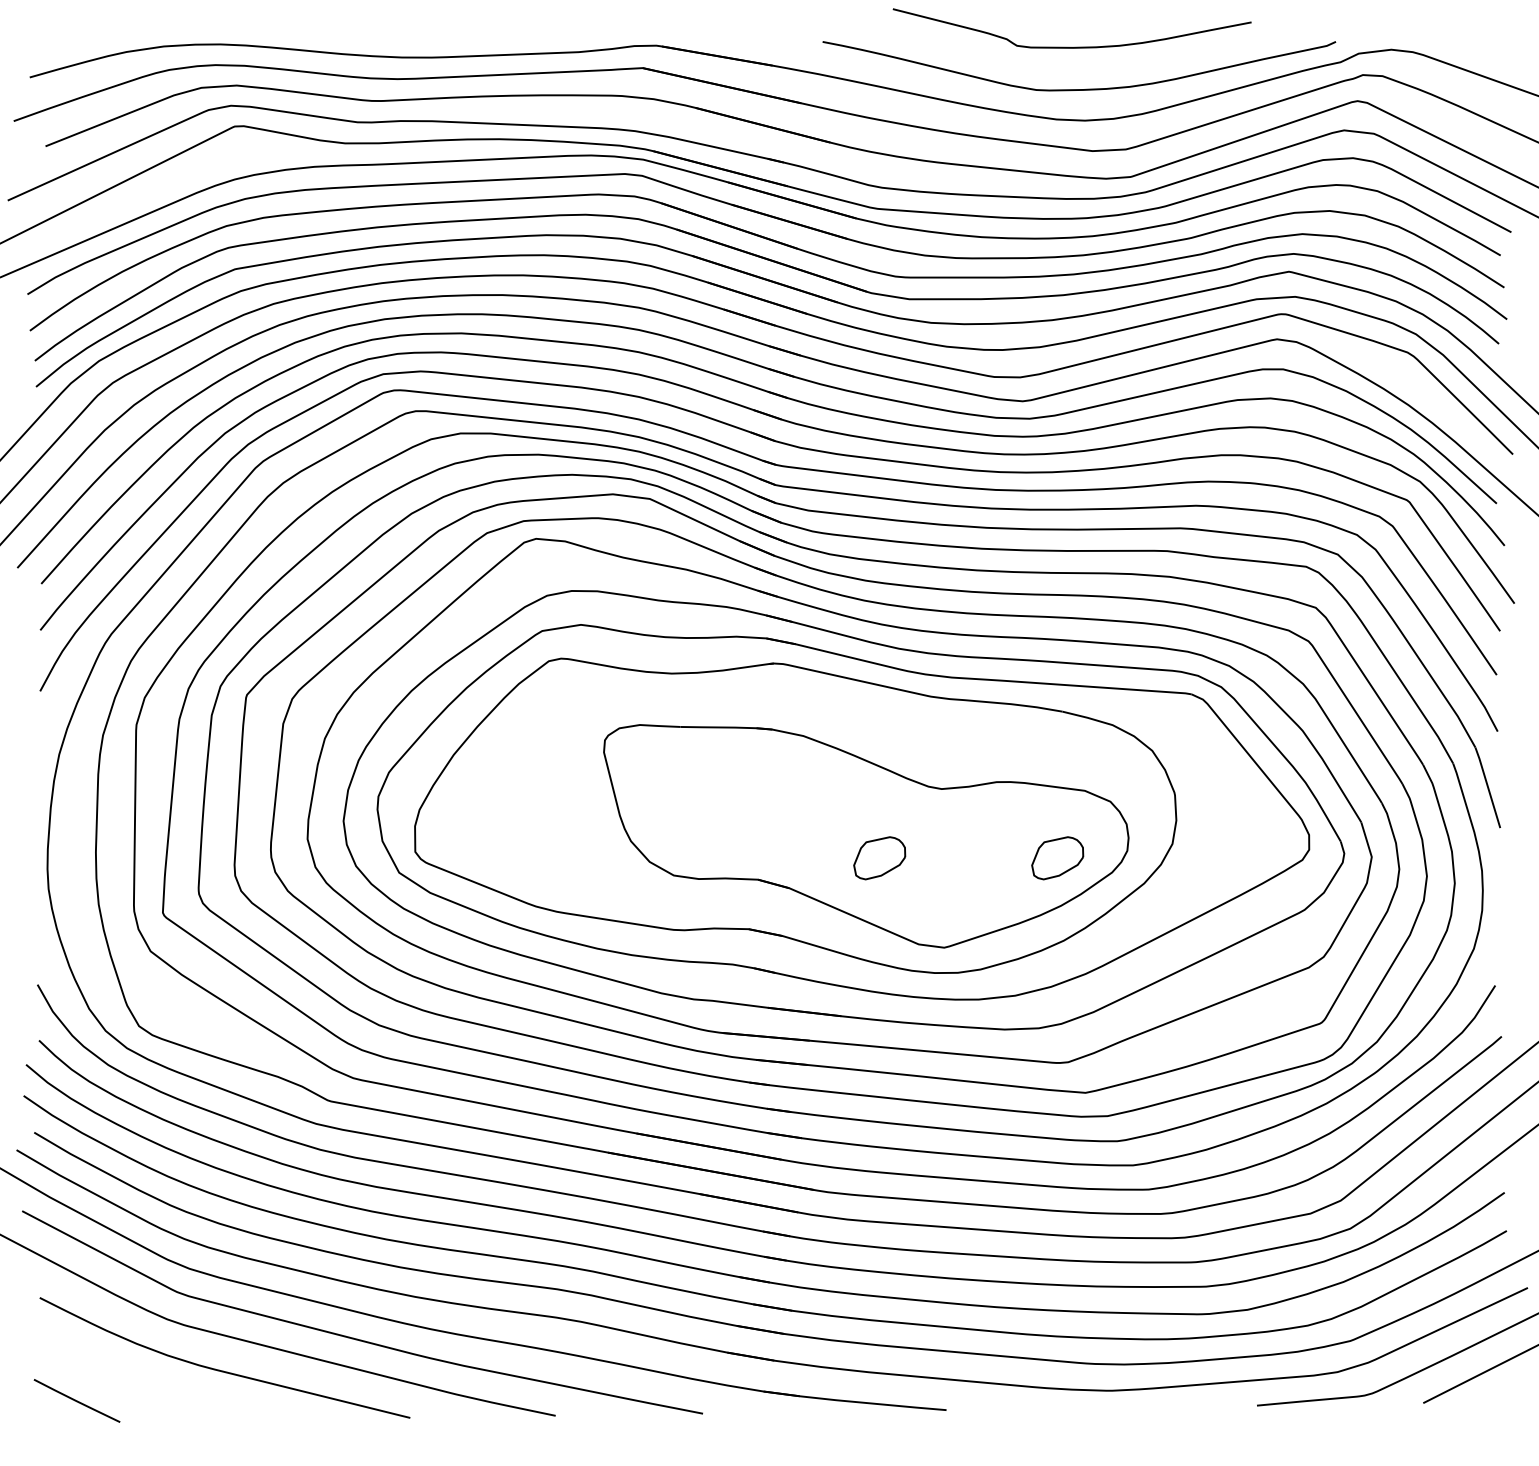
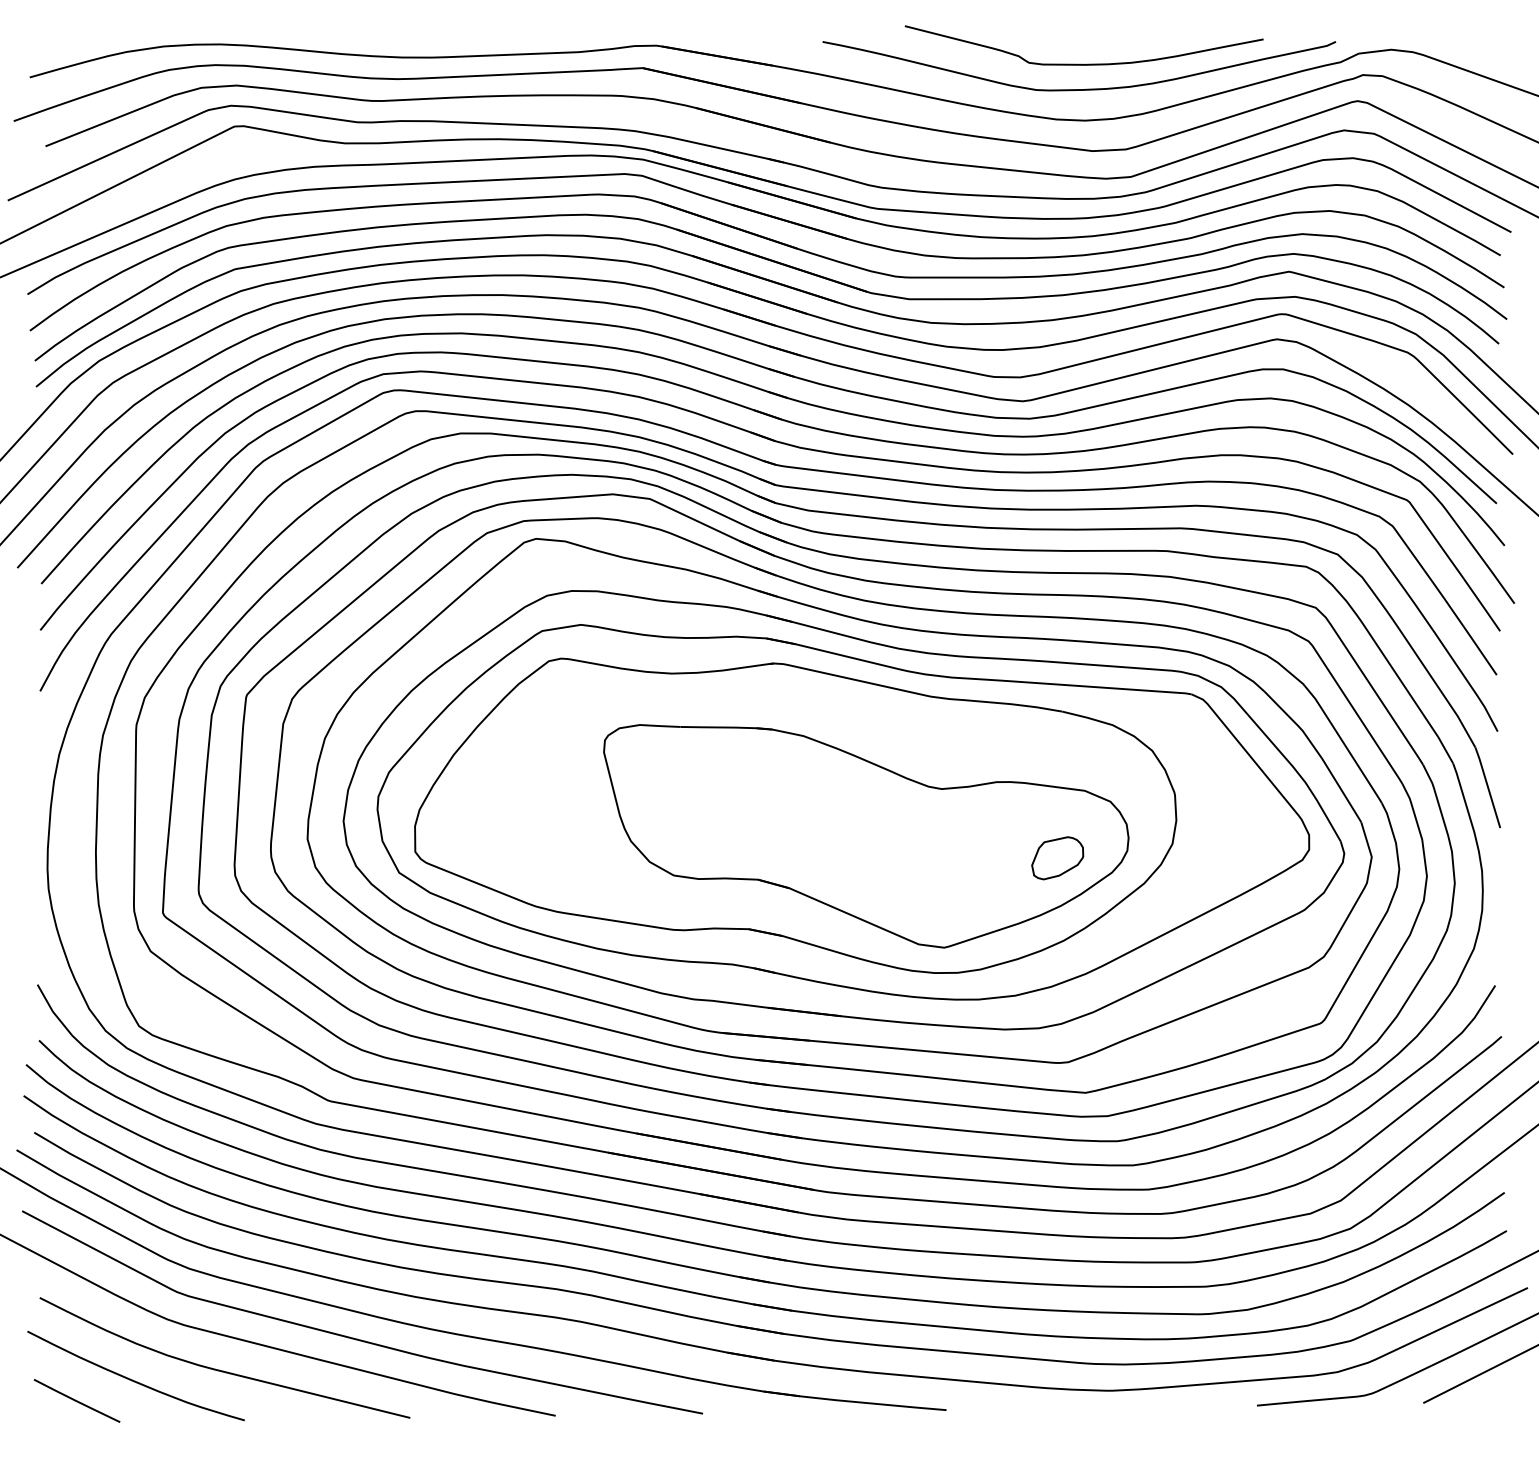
curve position: (1069, 46) -> (1081, 63) (1081, 63)
part: present -> none (879, 858)
part: none -> present (135, 1376)
